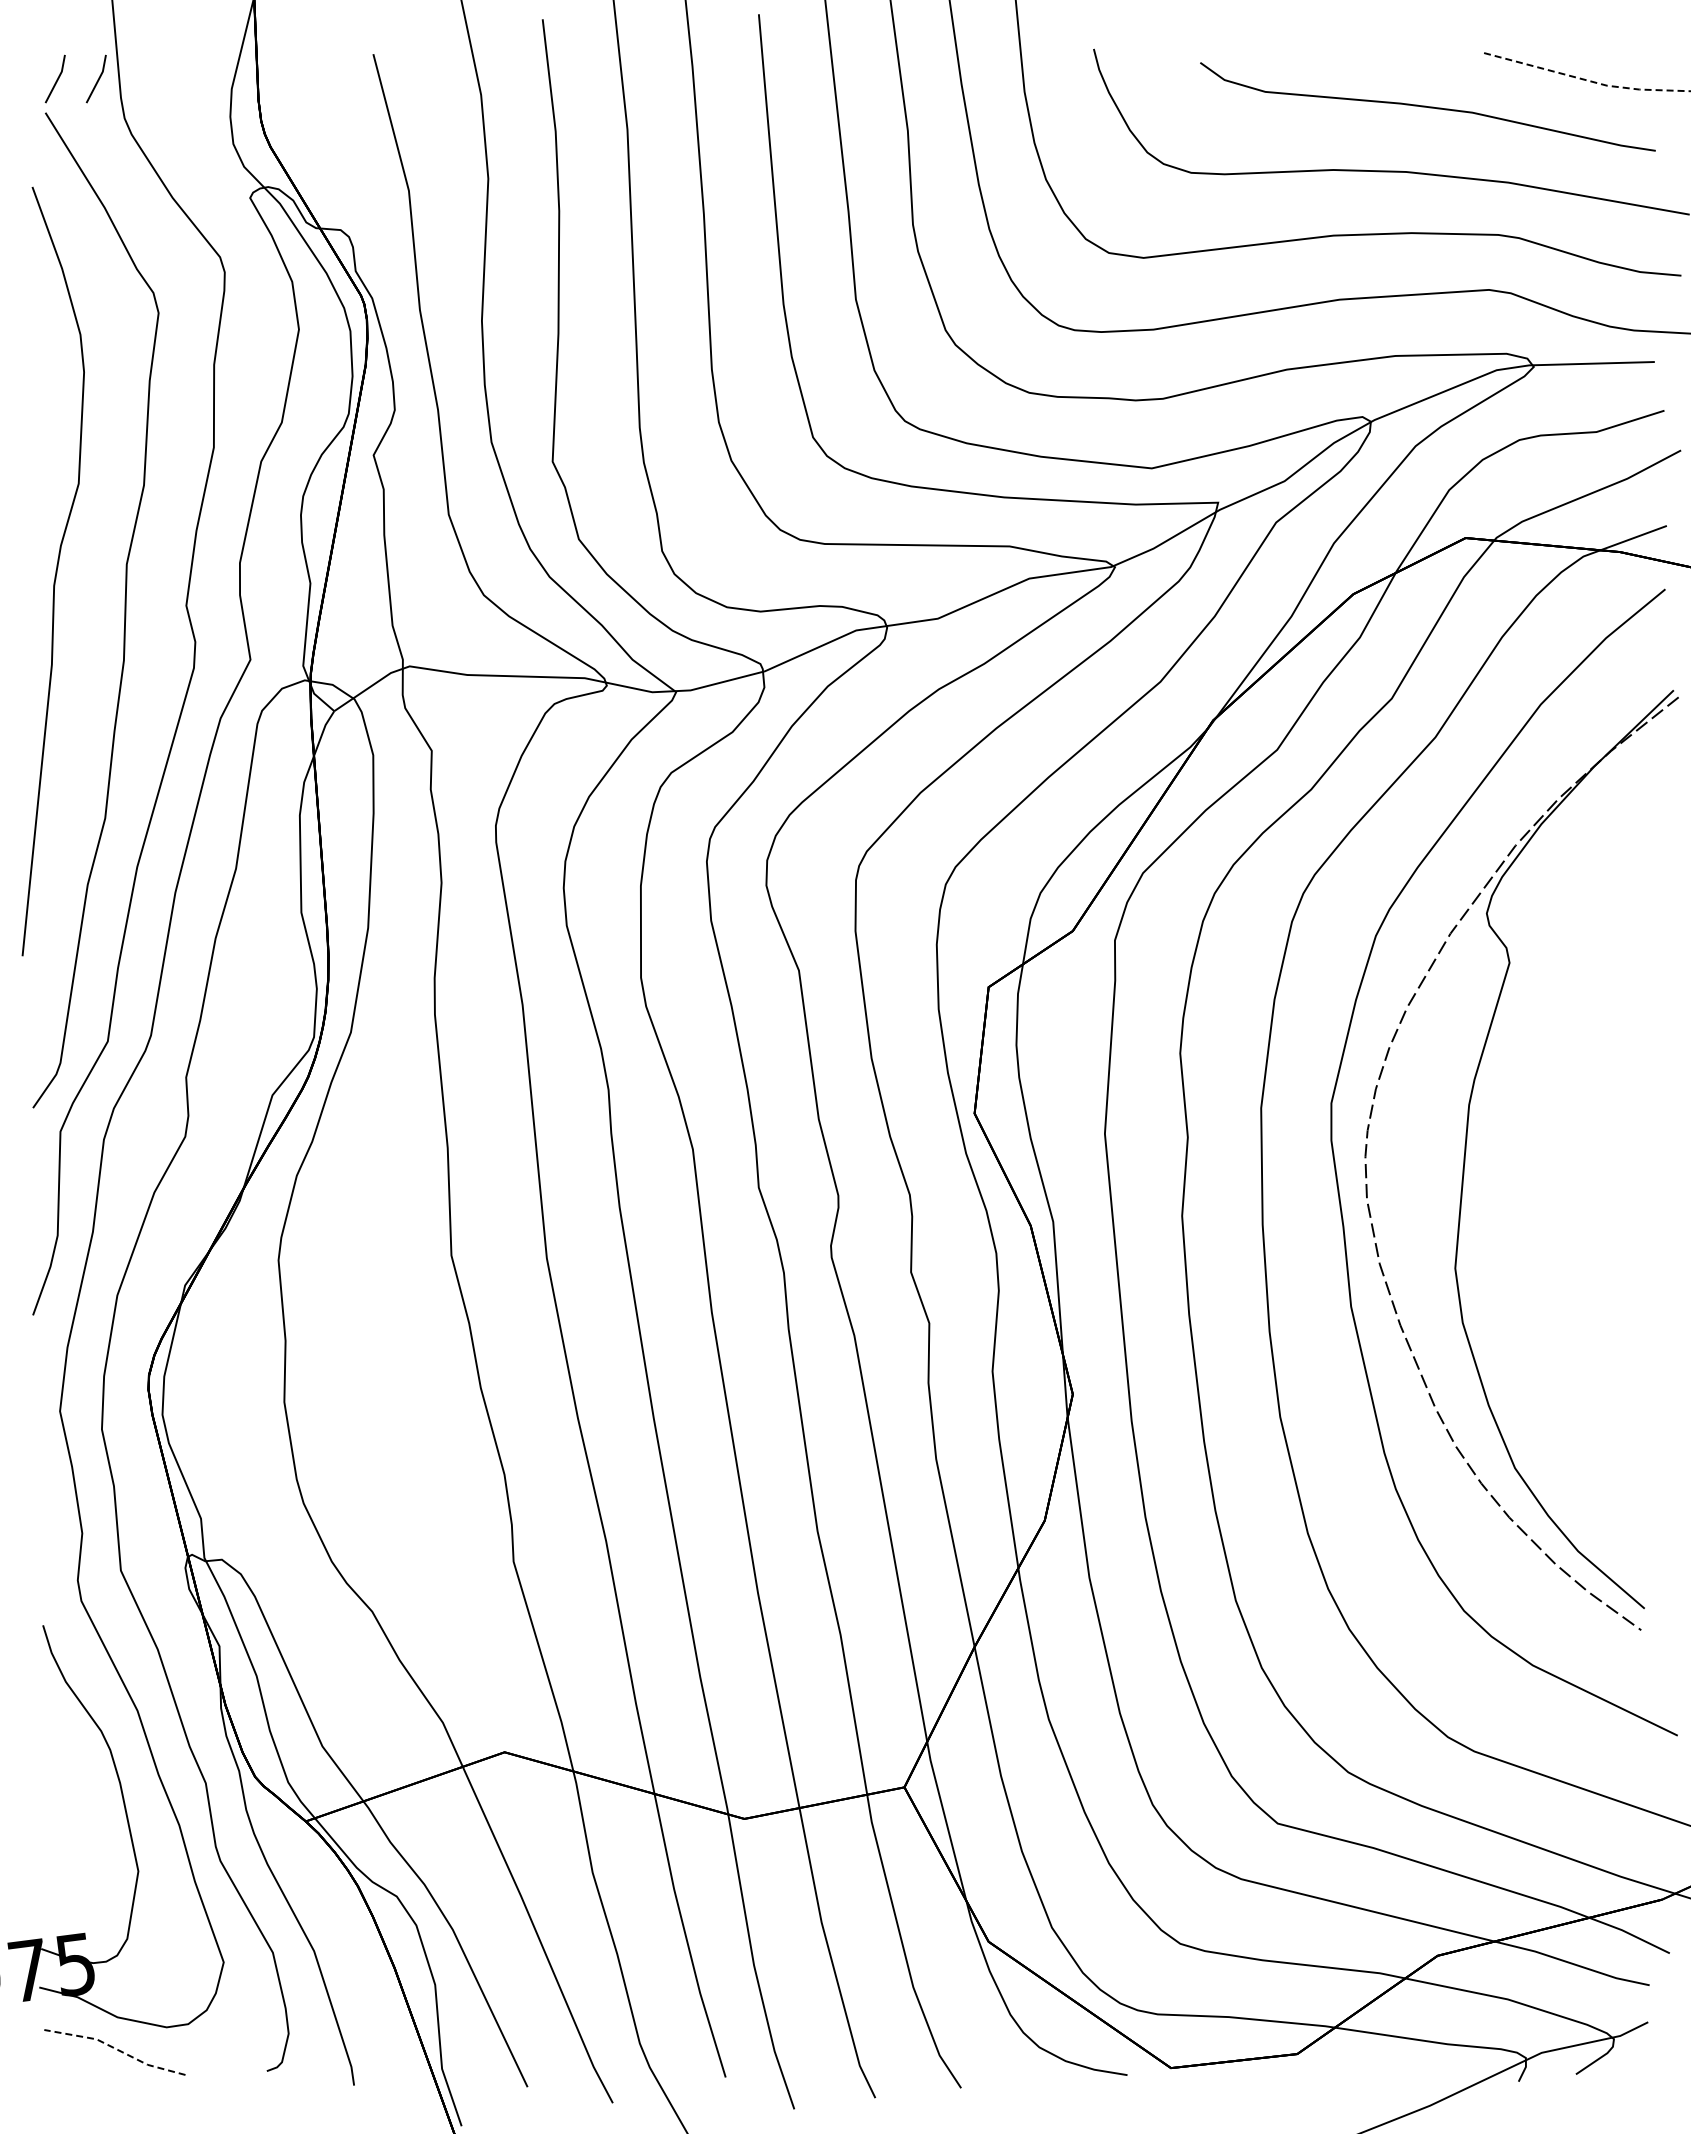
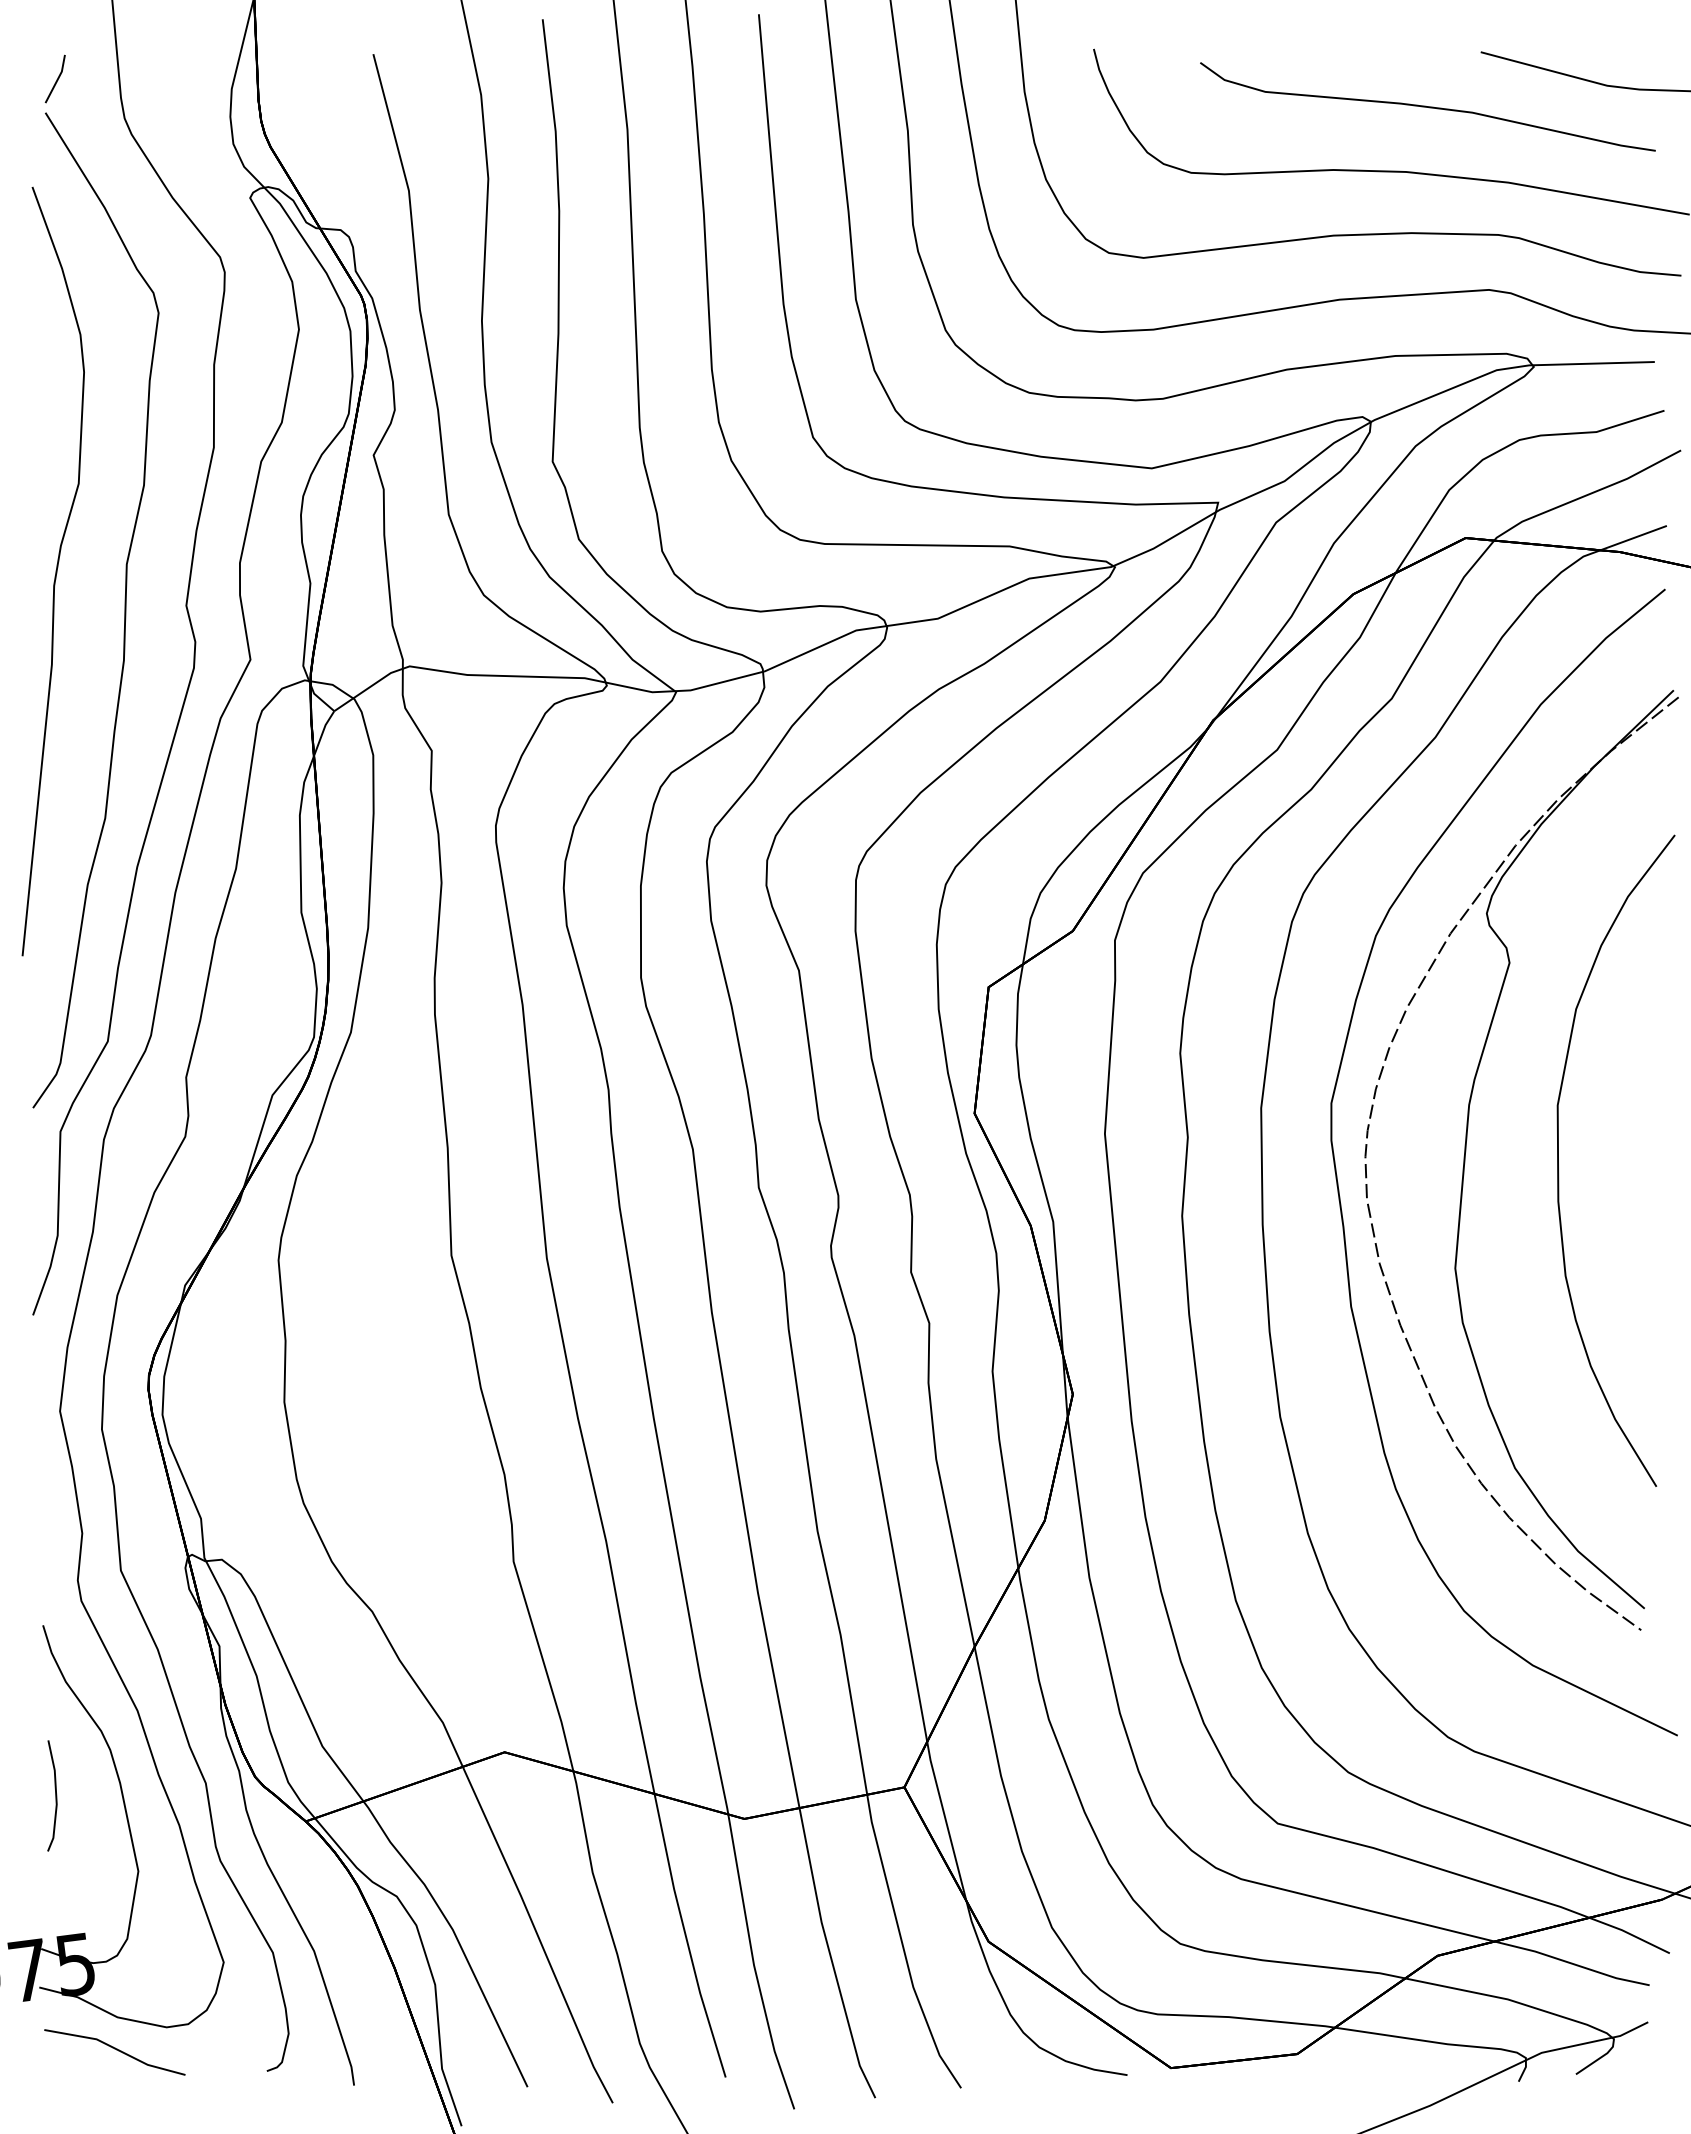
line: present -> none (97, 79)
line: dashed -> solid (1585, 79)
curve: none -> present (1558, 1160)
line: none -> present (55, 1795)
line: dashed -> solid (116, 2049)
